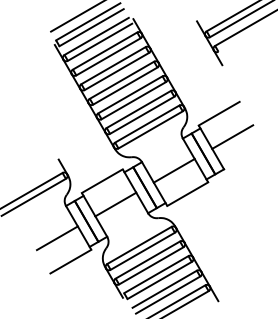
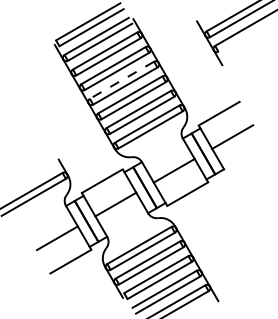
line: present -> none (76, 16)
line: solid -> dashed (121, 80)
